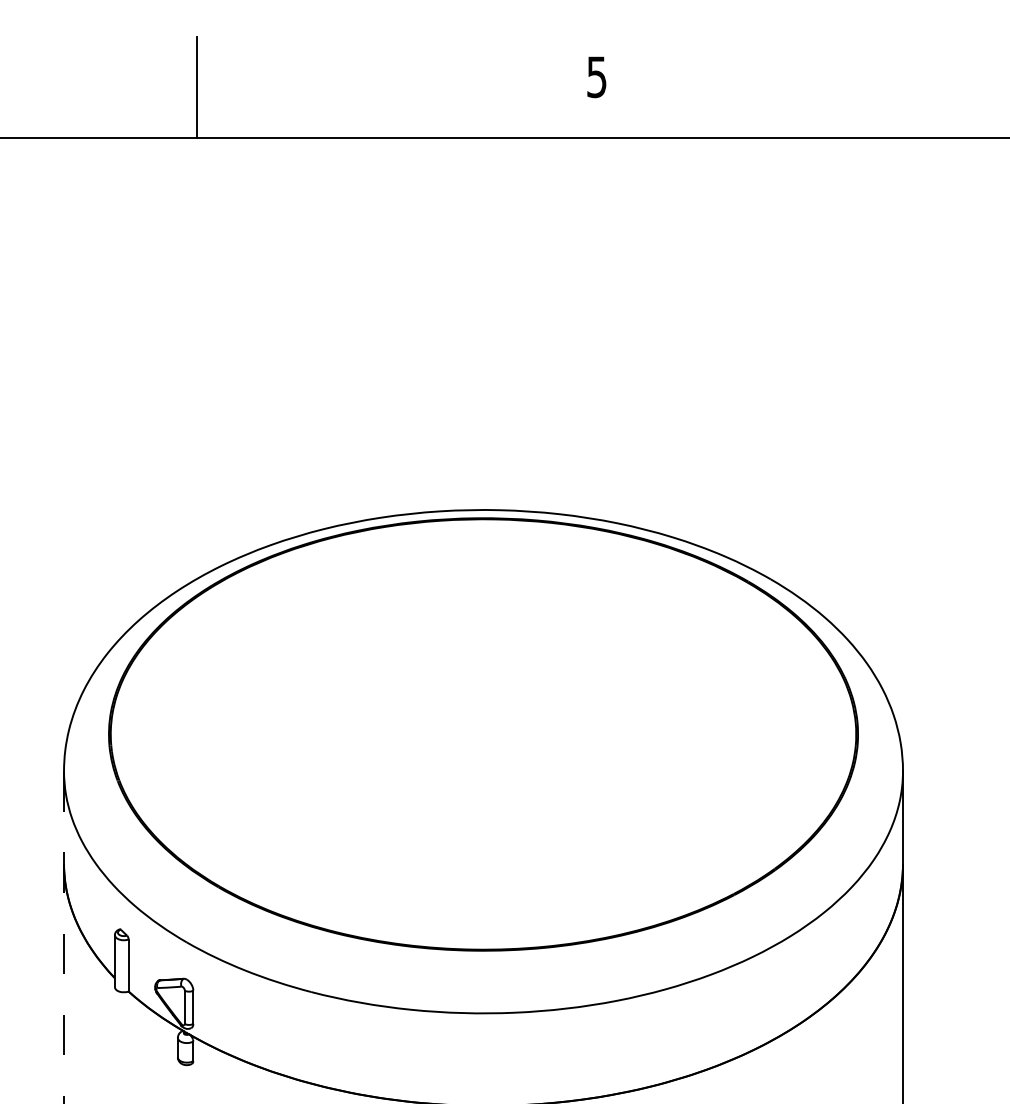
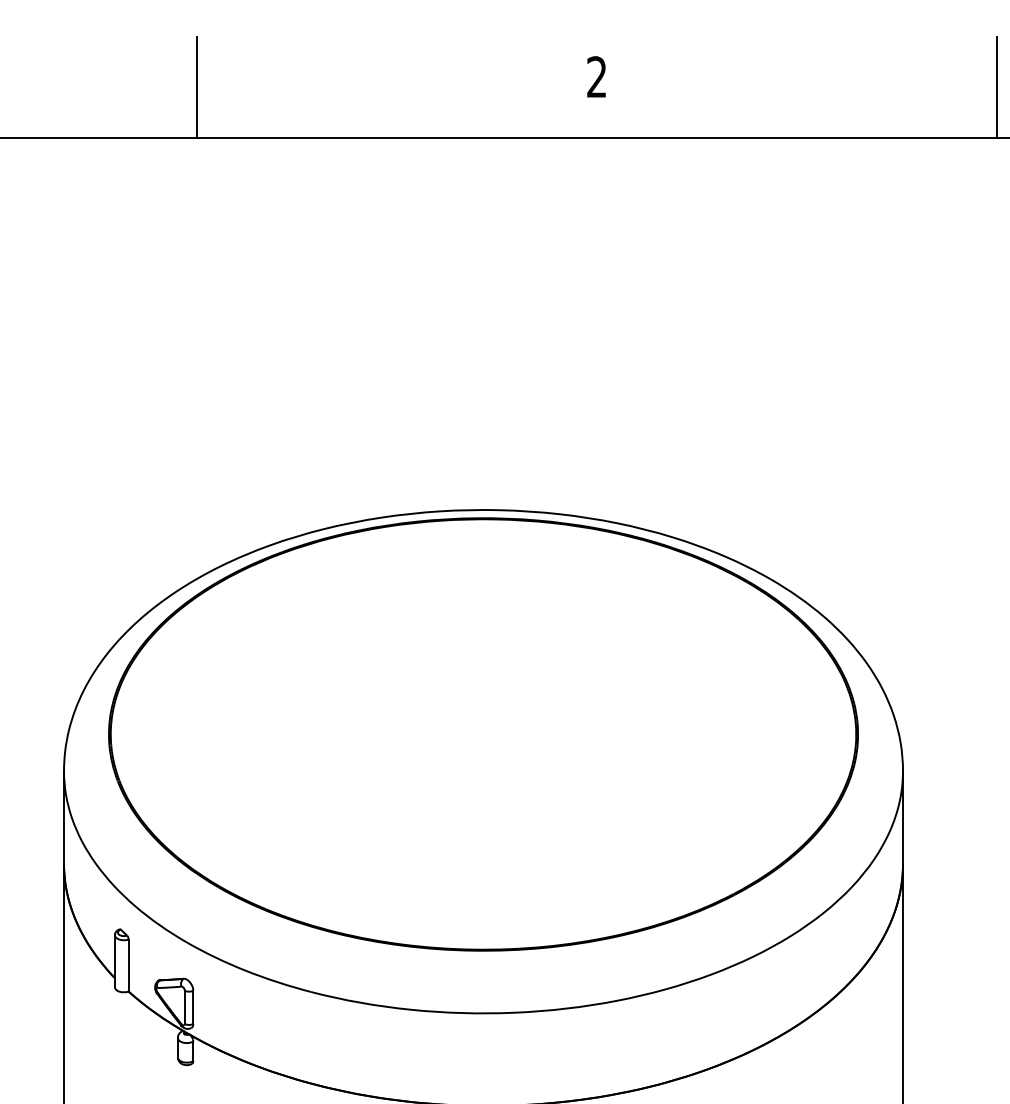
text: 5 -> 2 (596, 77)
line: none -> present (996, 87)
line: dashed -> solid (64, 937)
